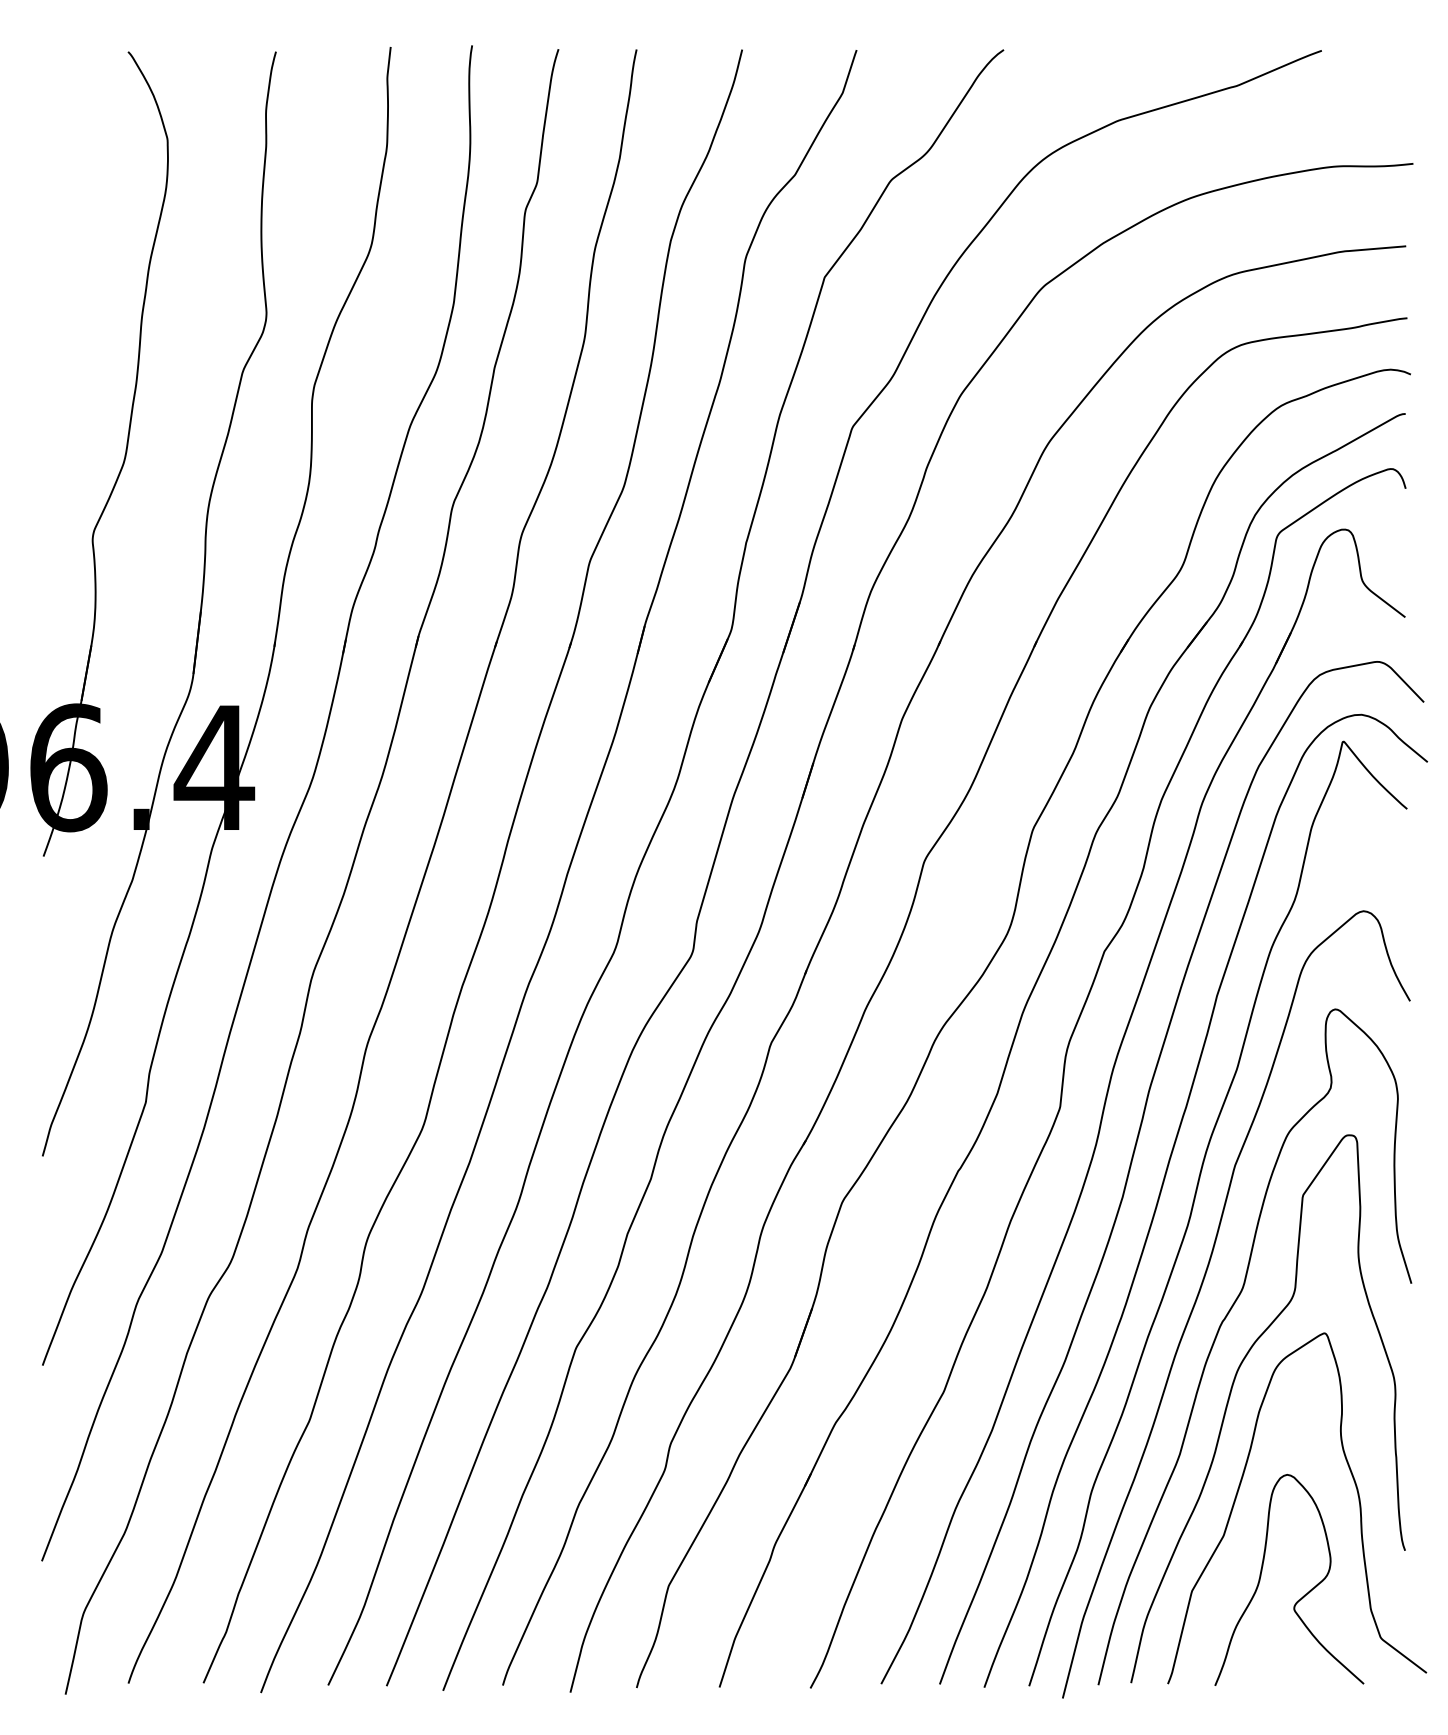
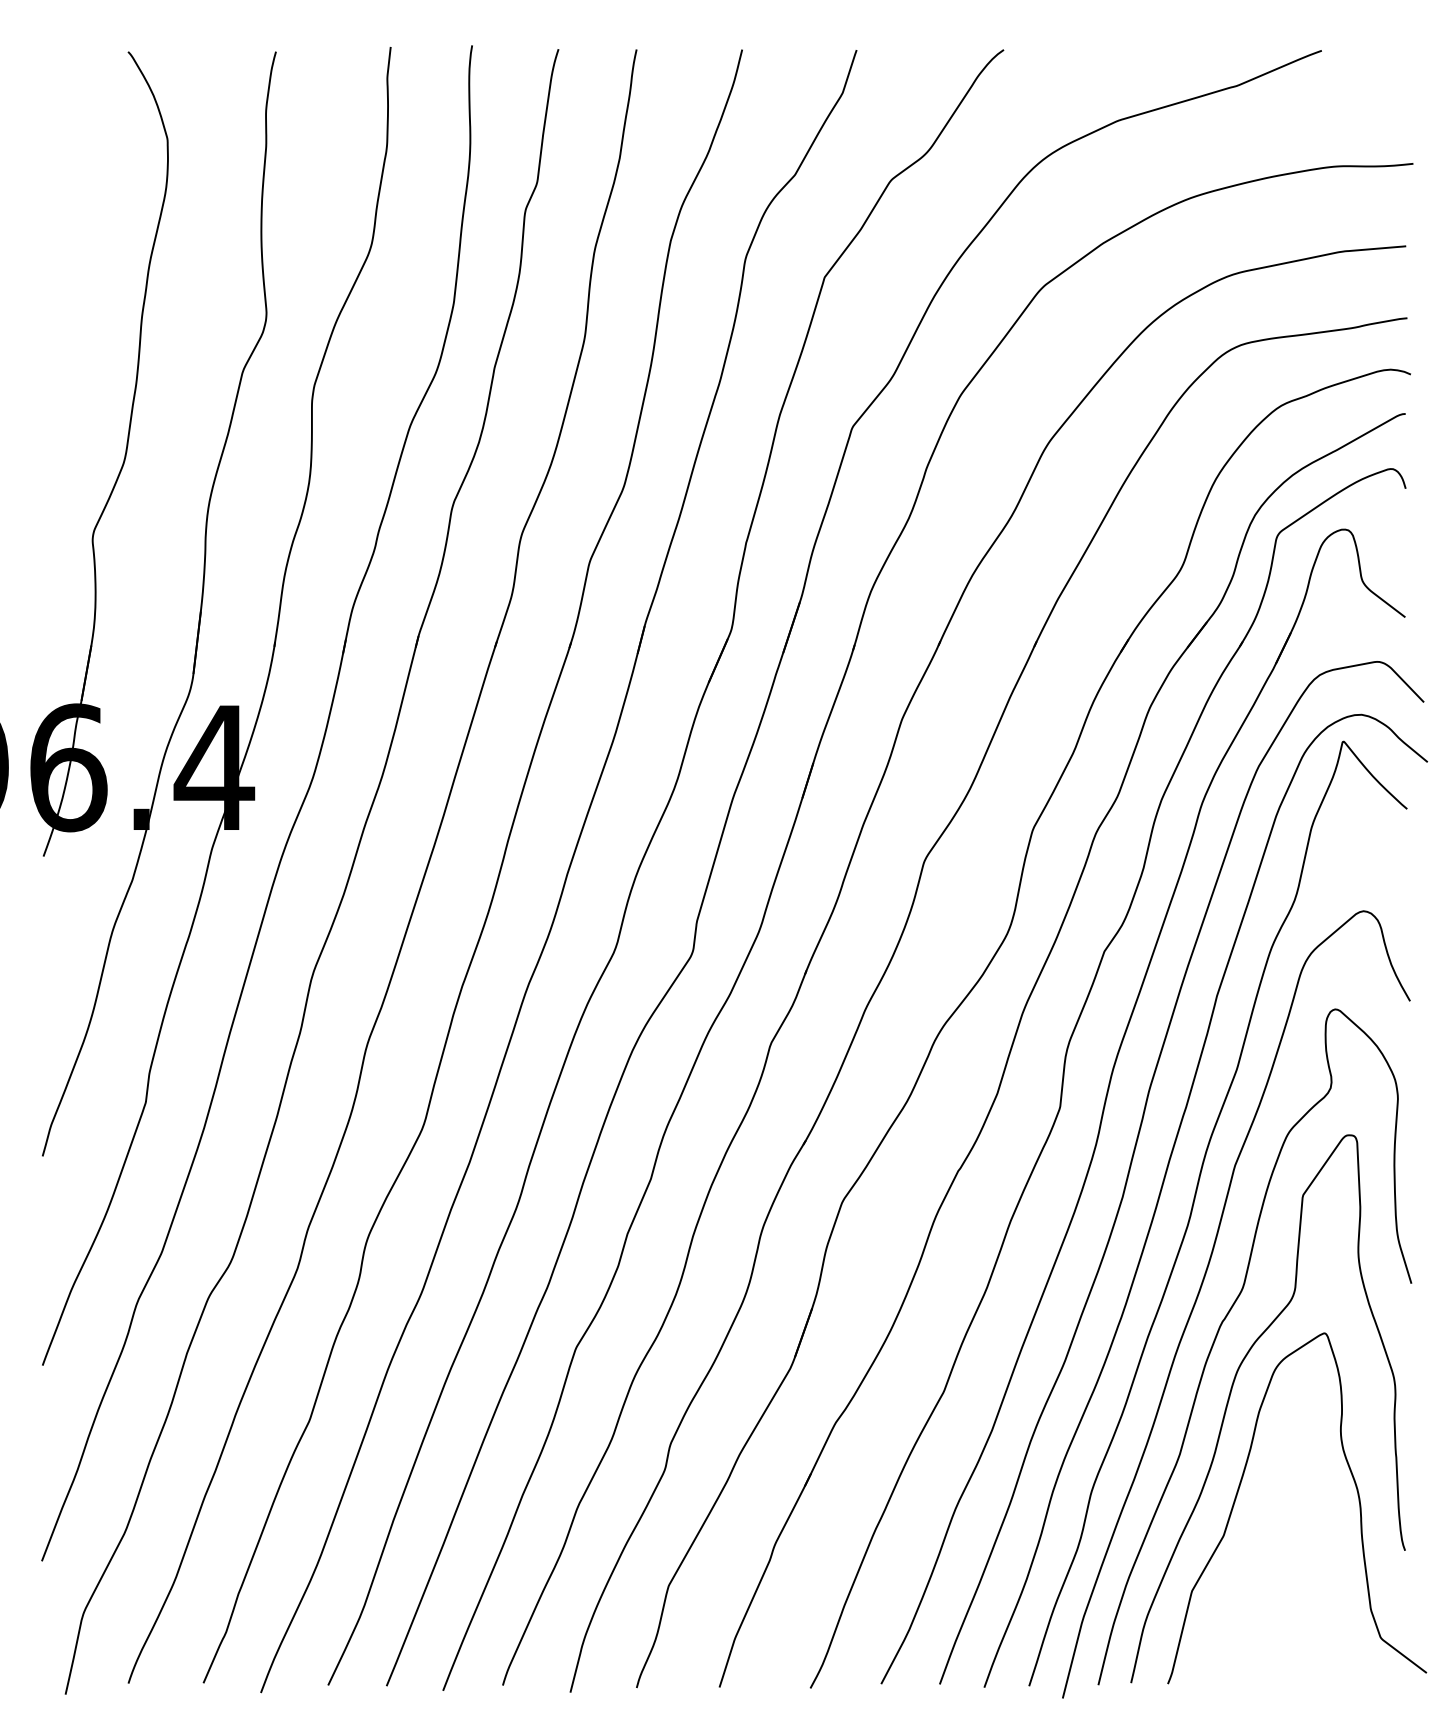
curve: present -> none (1304, 1594)
